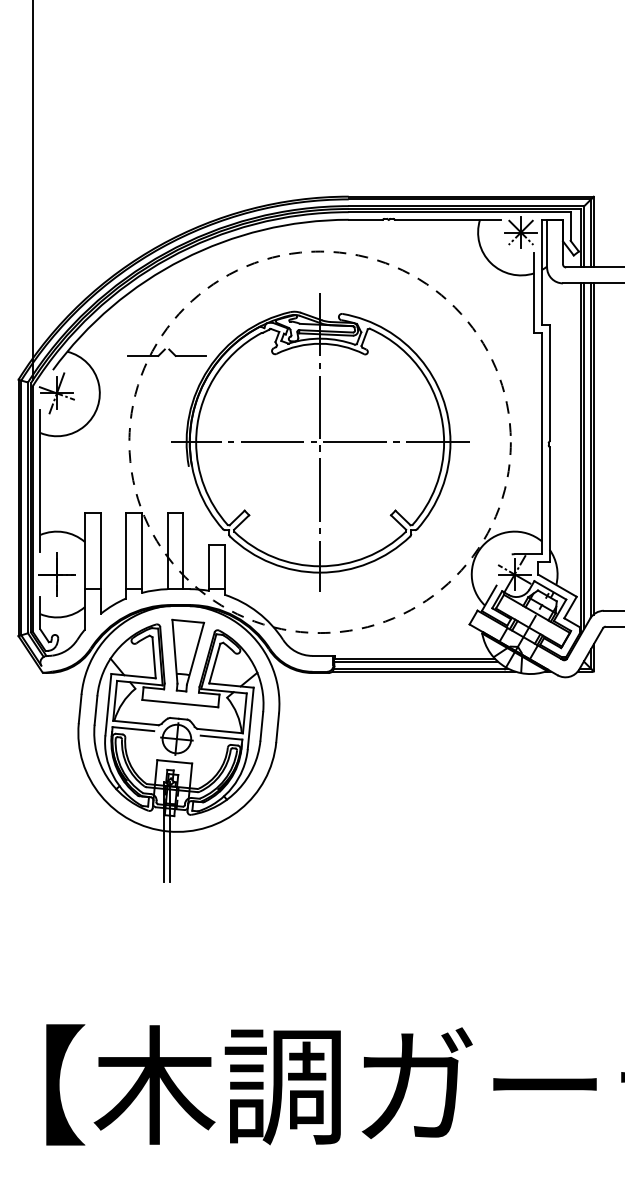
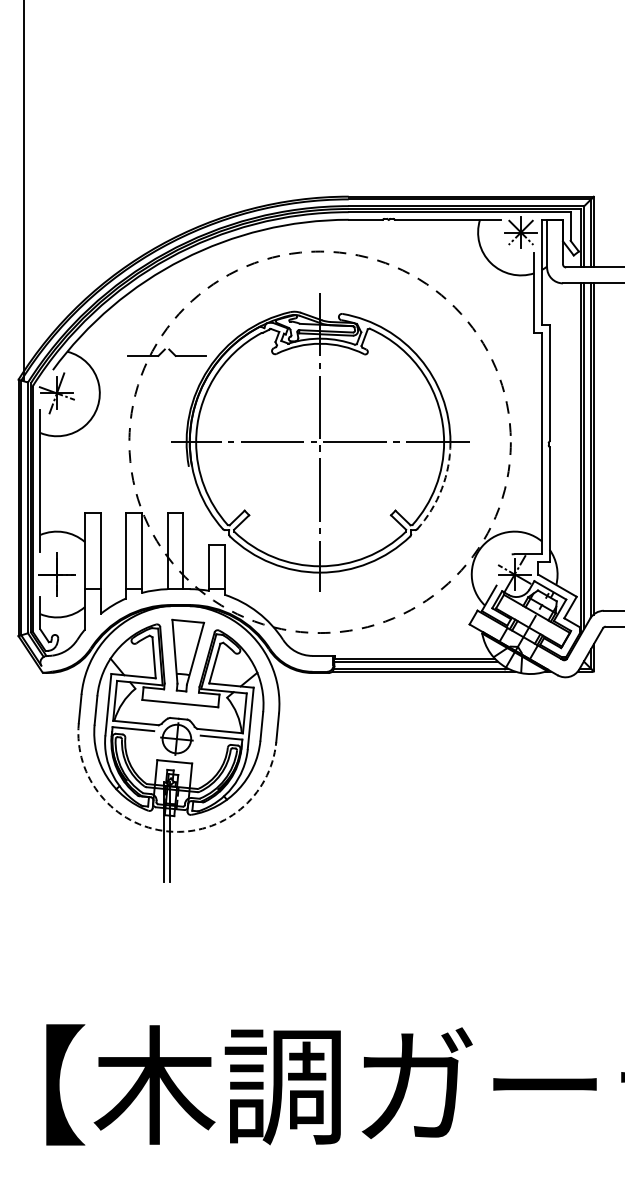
line position: (32, 191) -> (23, 191) (23, 191)
arc: solid -> dashed (441, 488)
arc: solid -> dashed (168, 831)
